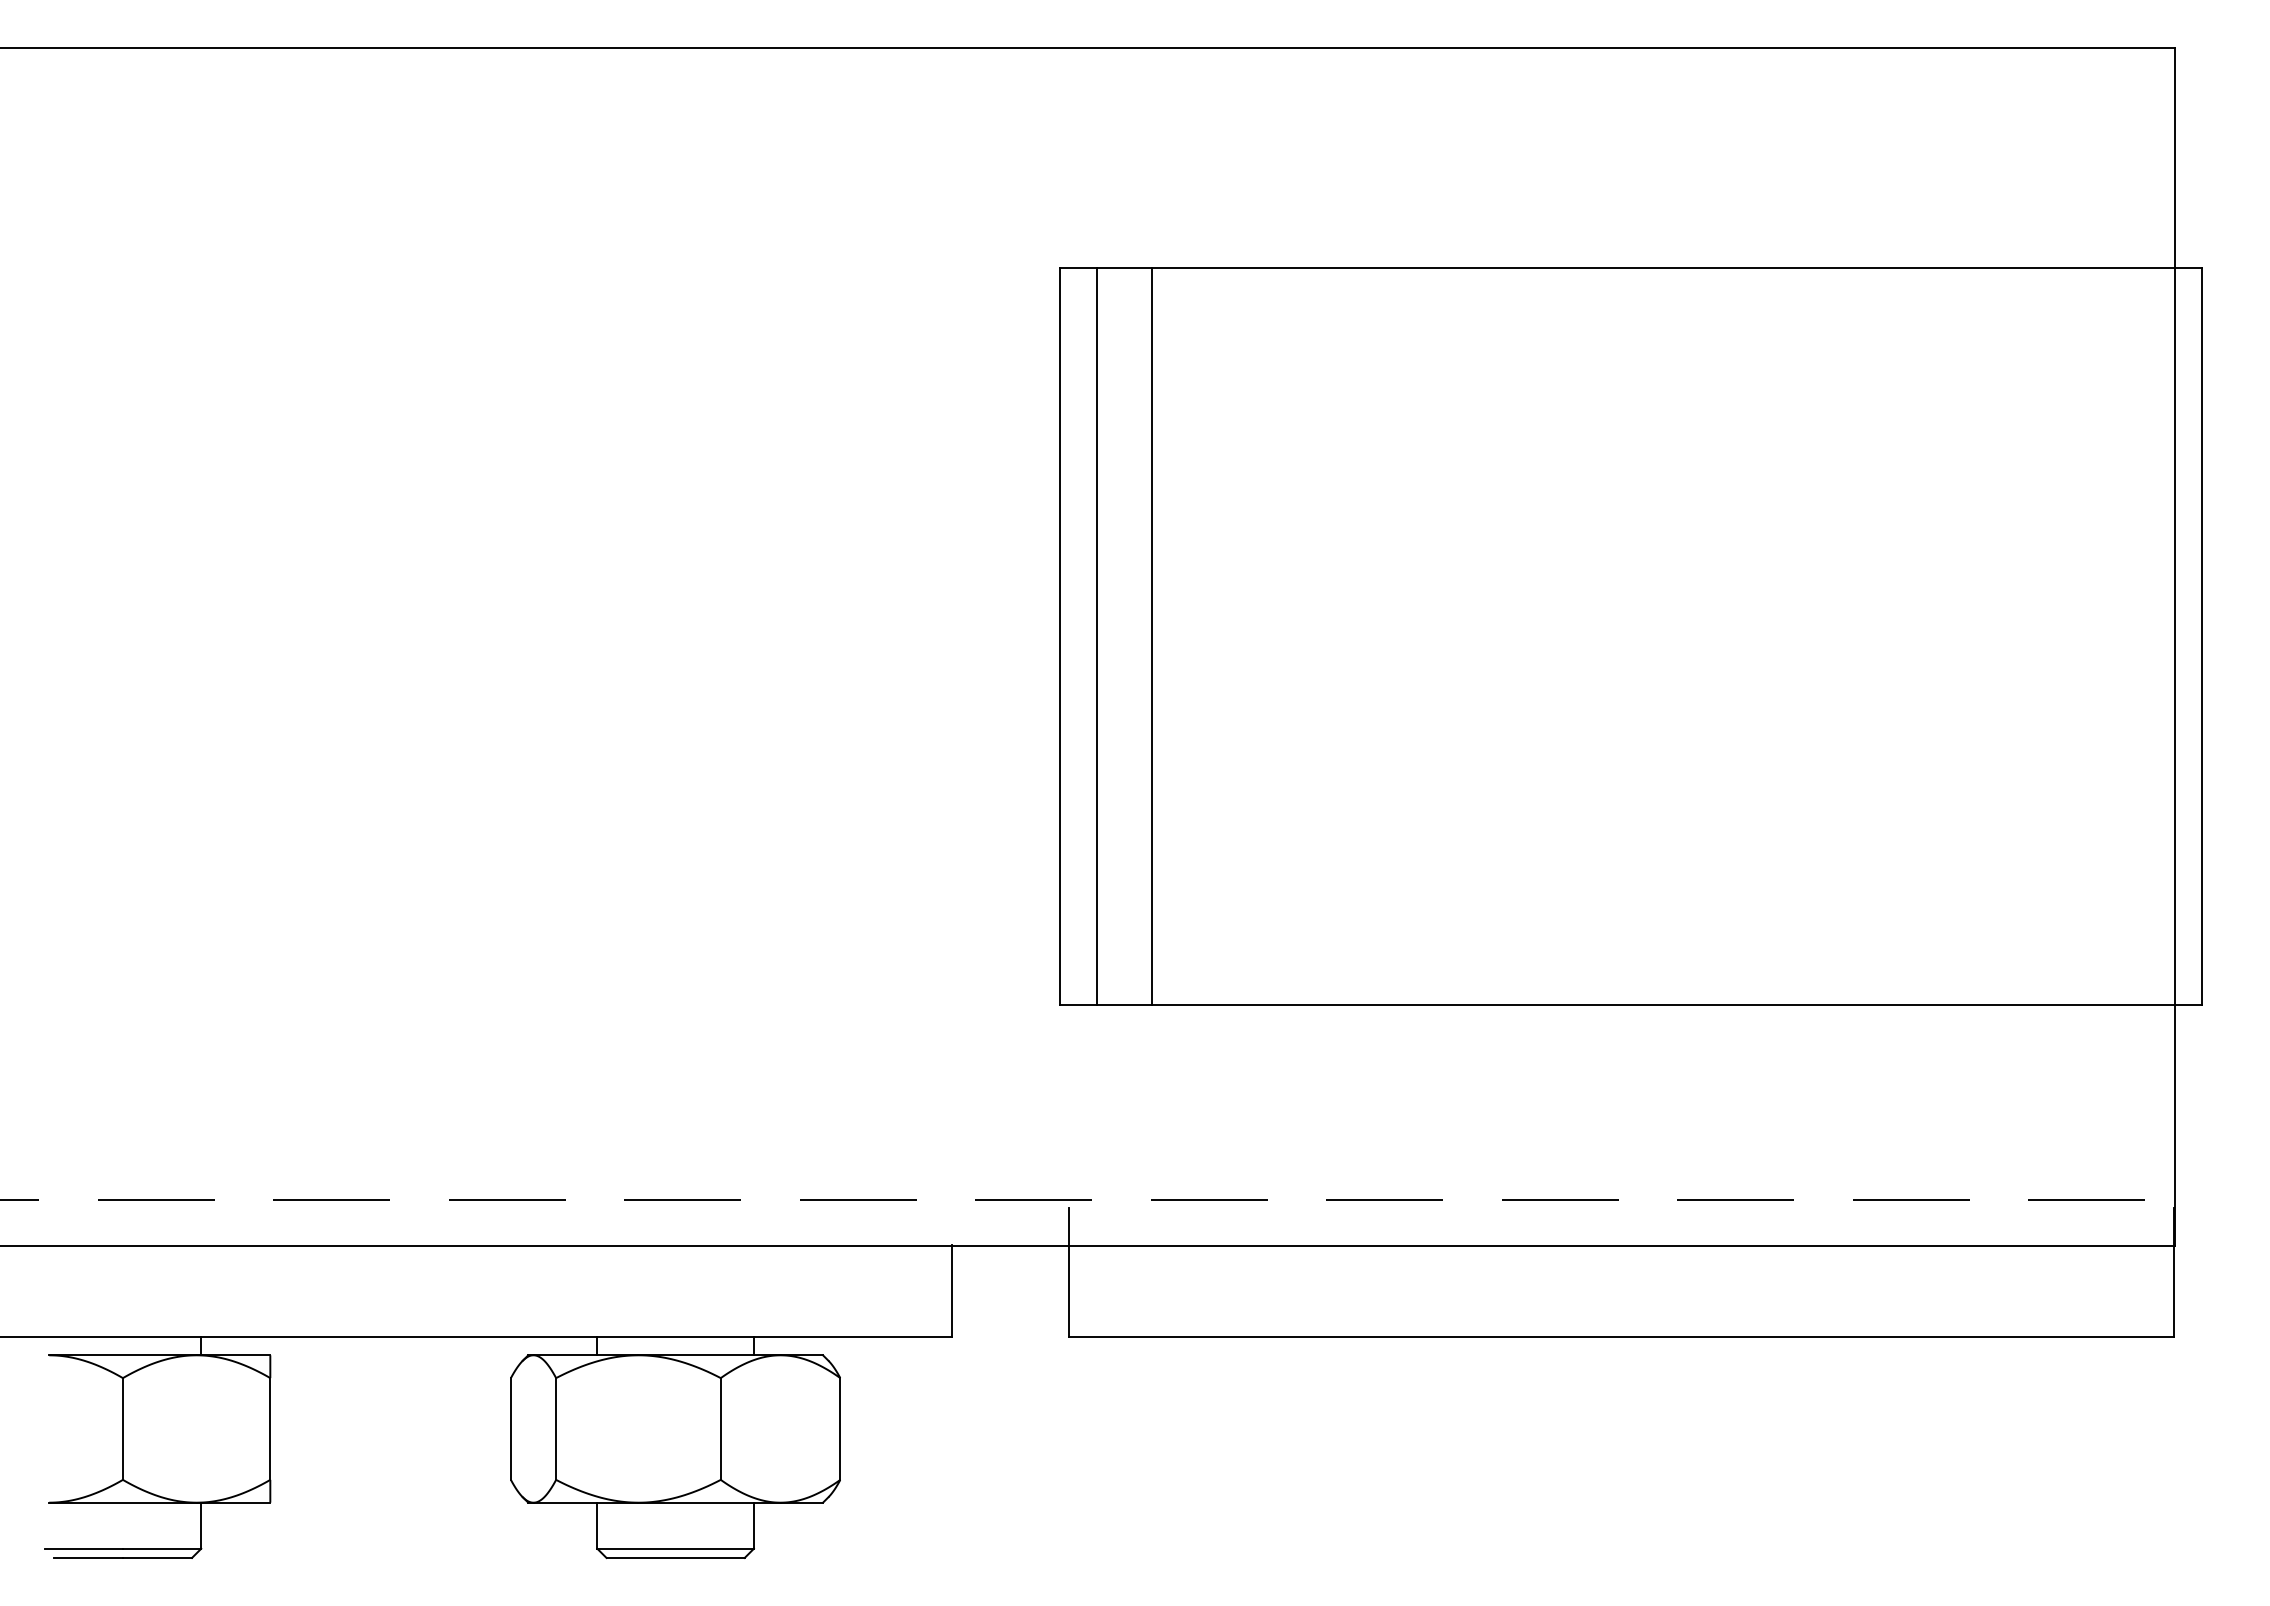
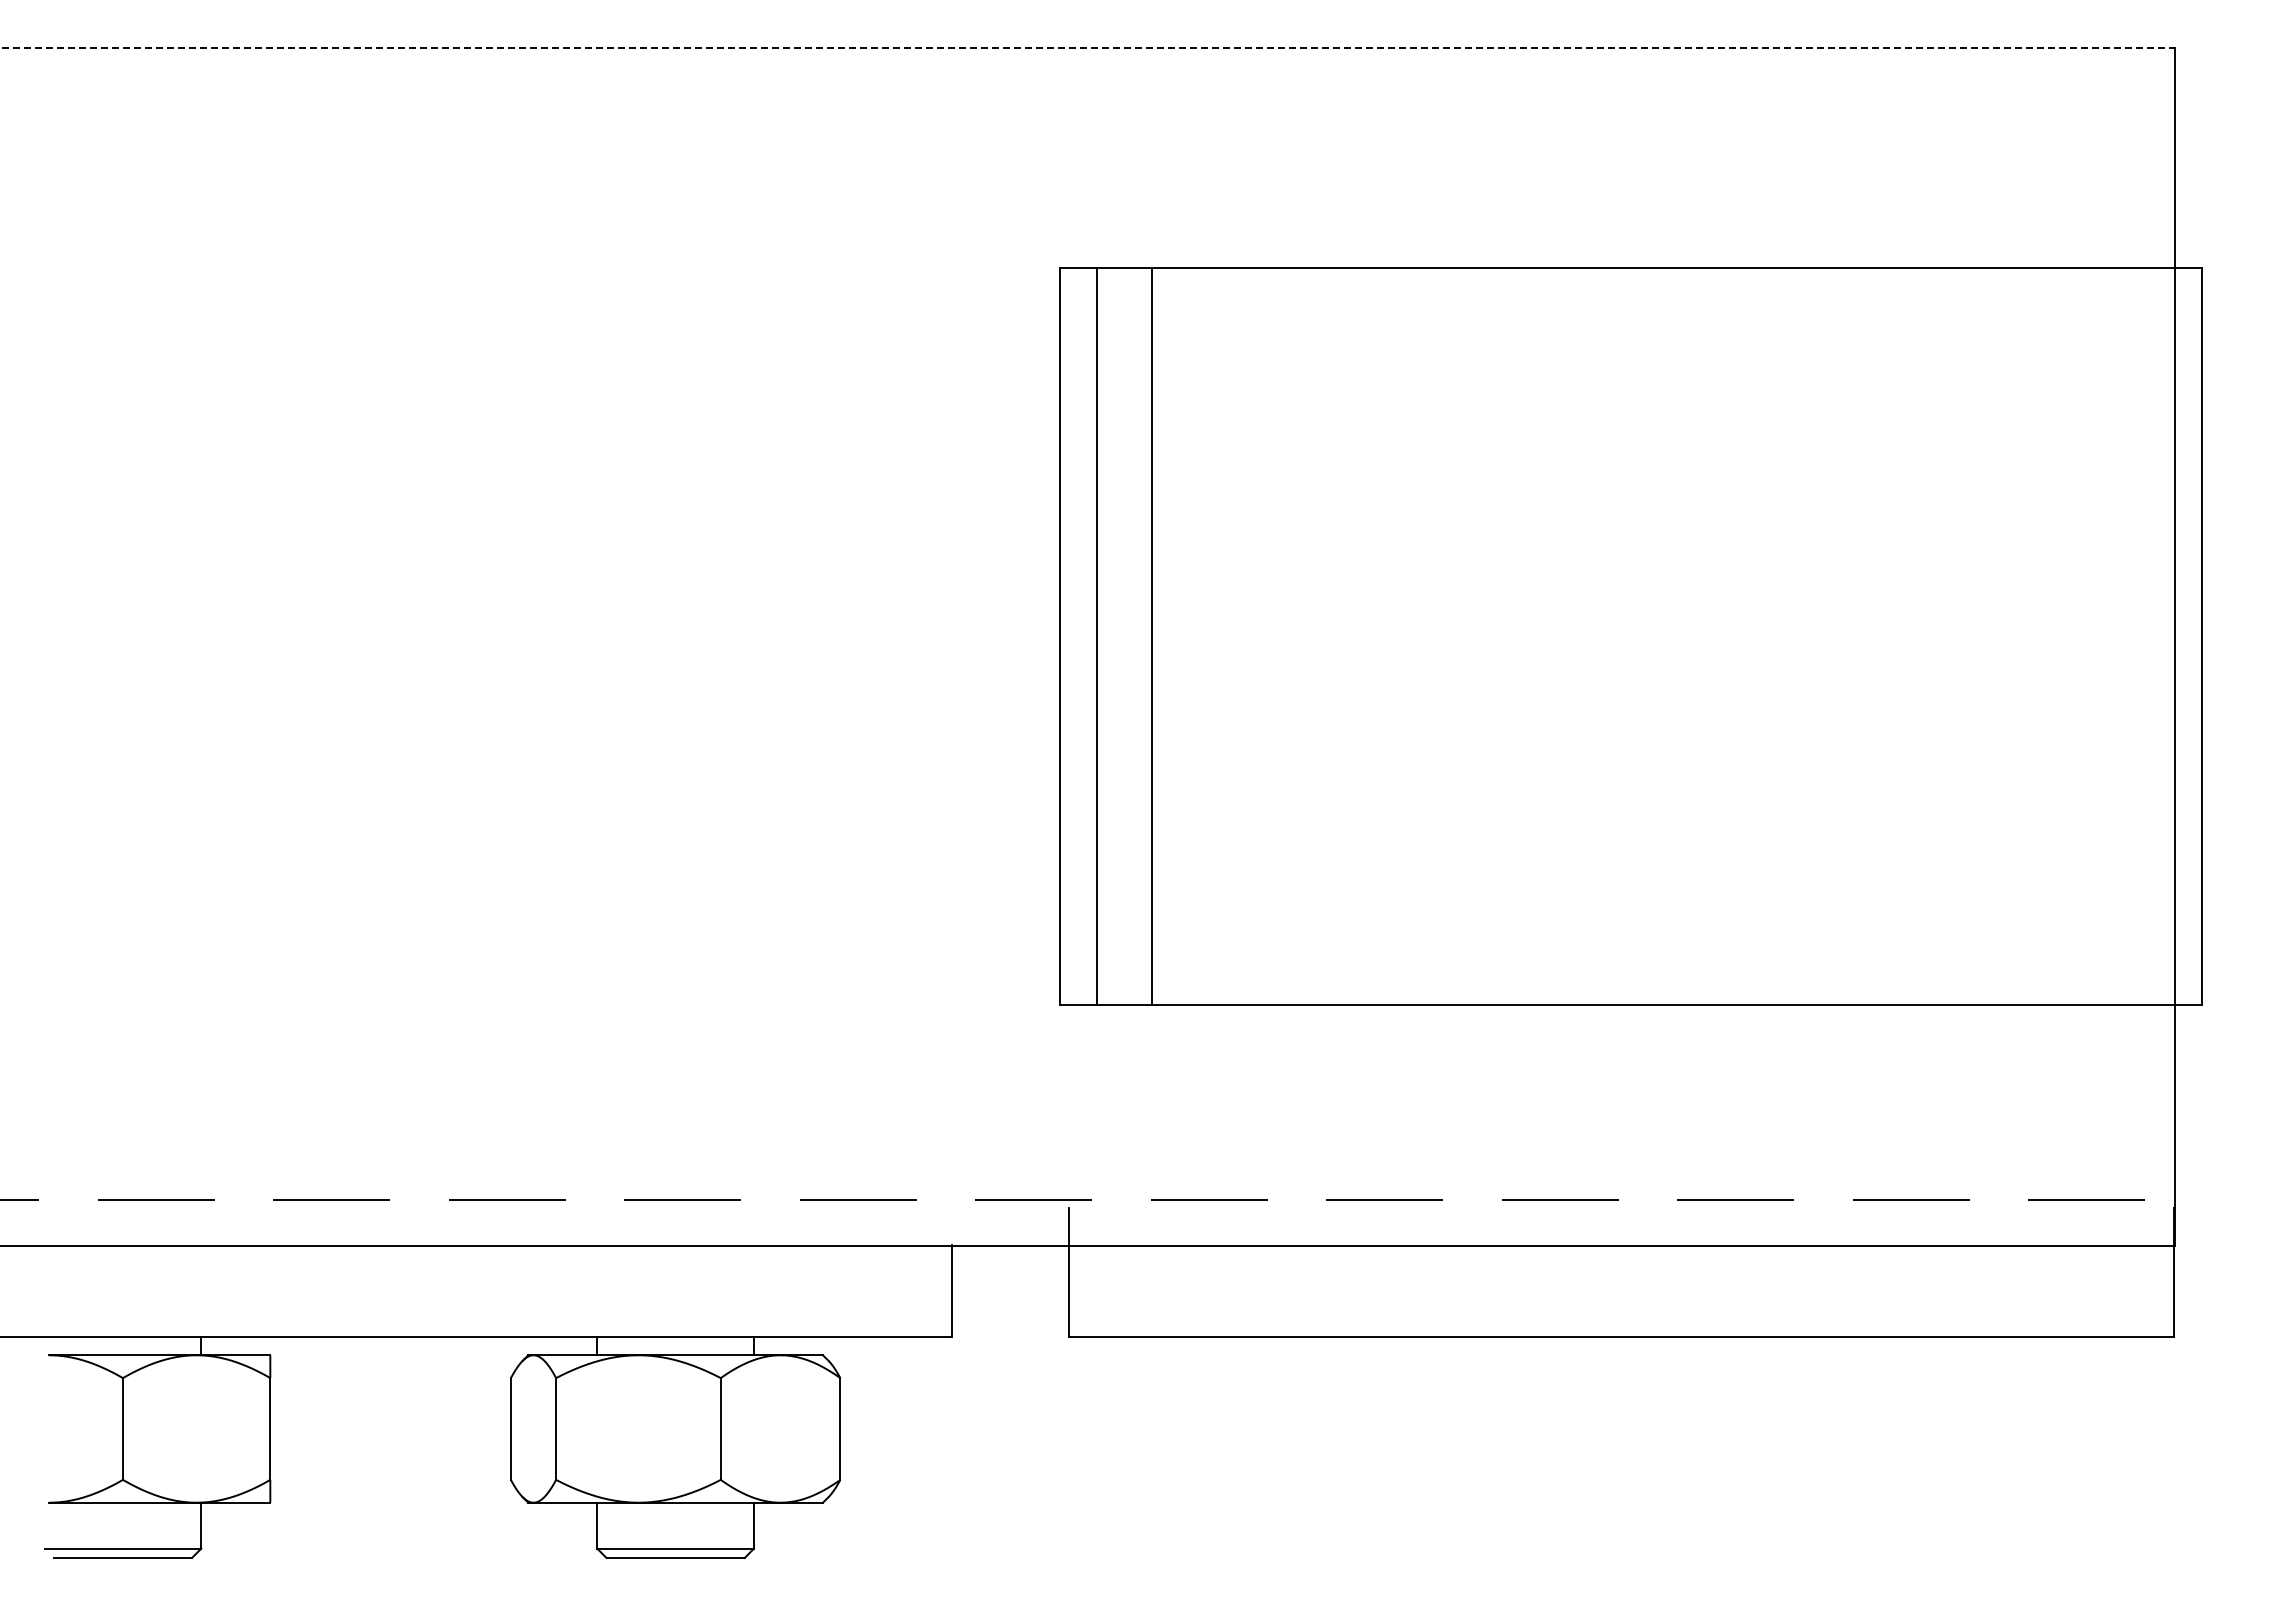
line: solid -> dashed (1087, 48)
